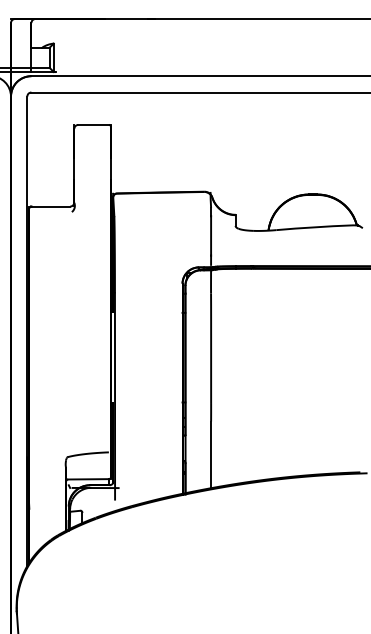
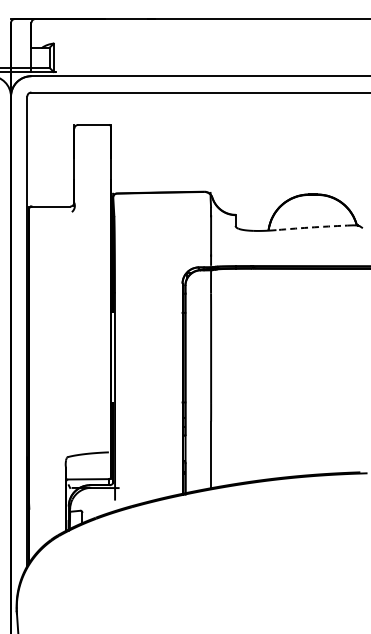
arc: solid -> dashed (314, 227)
